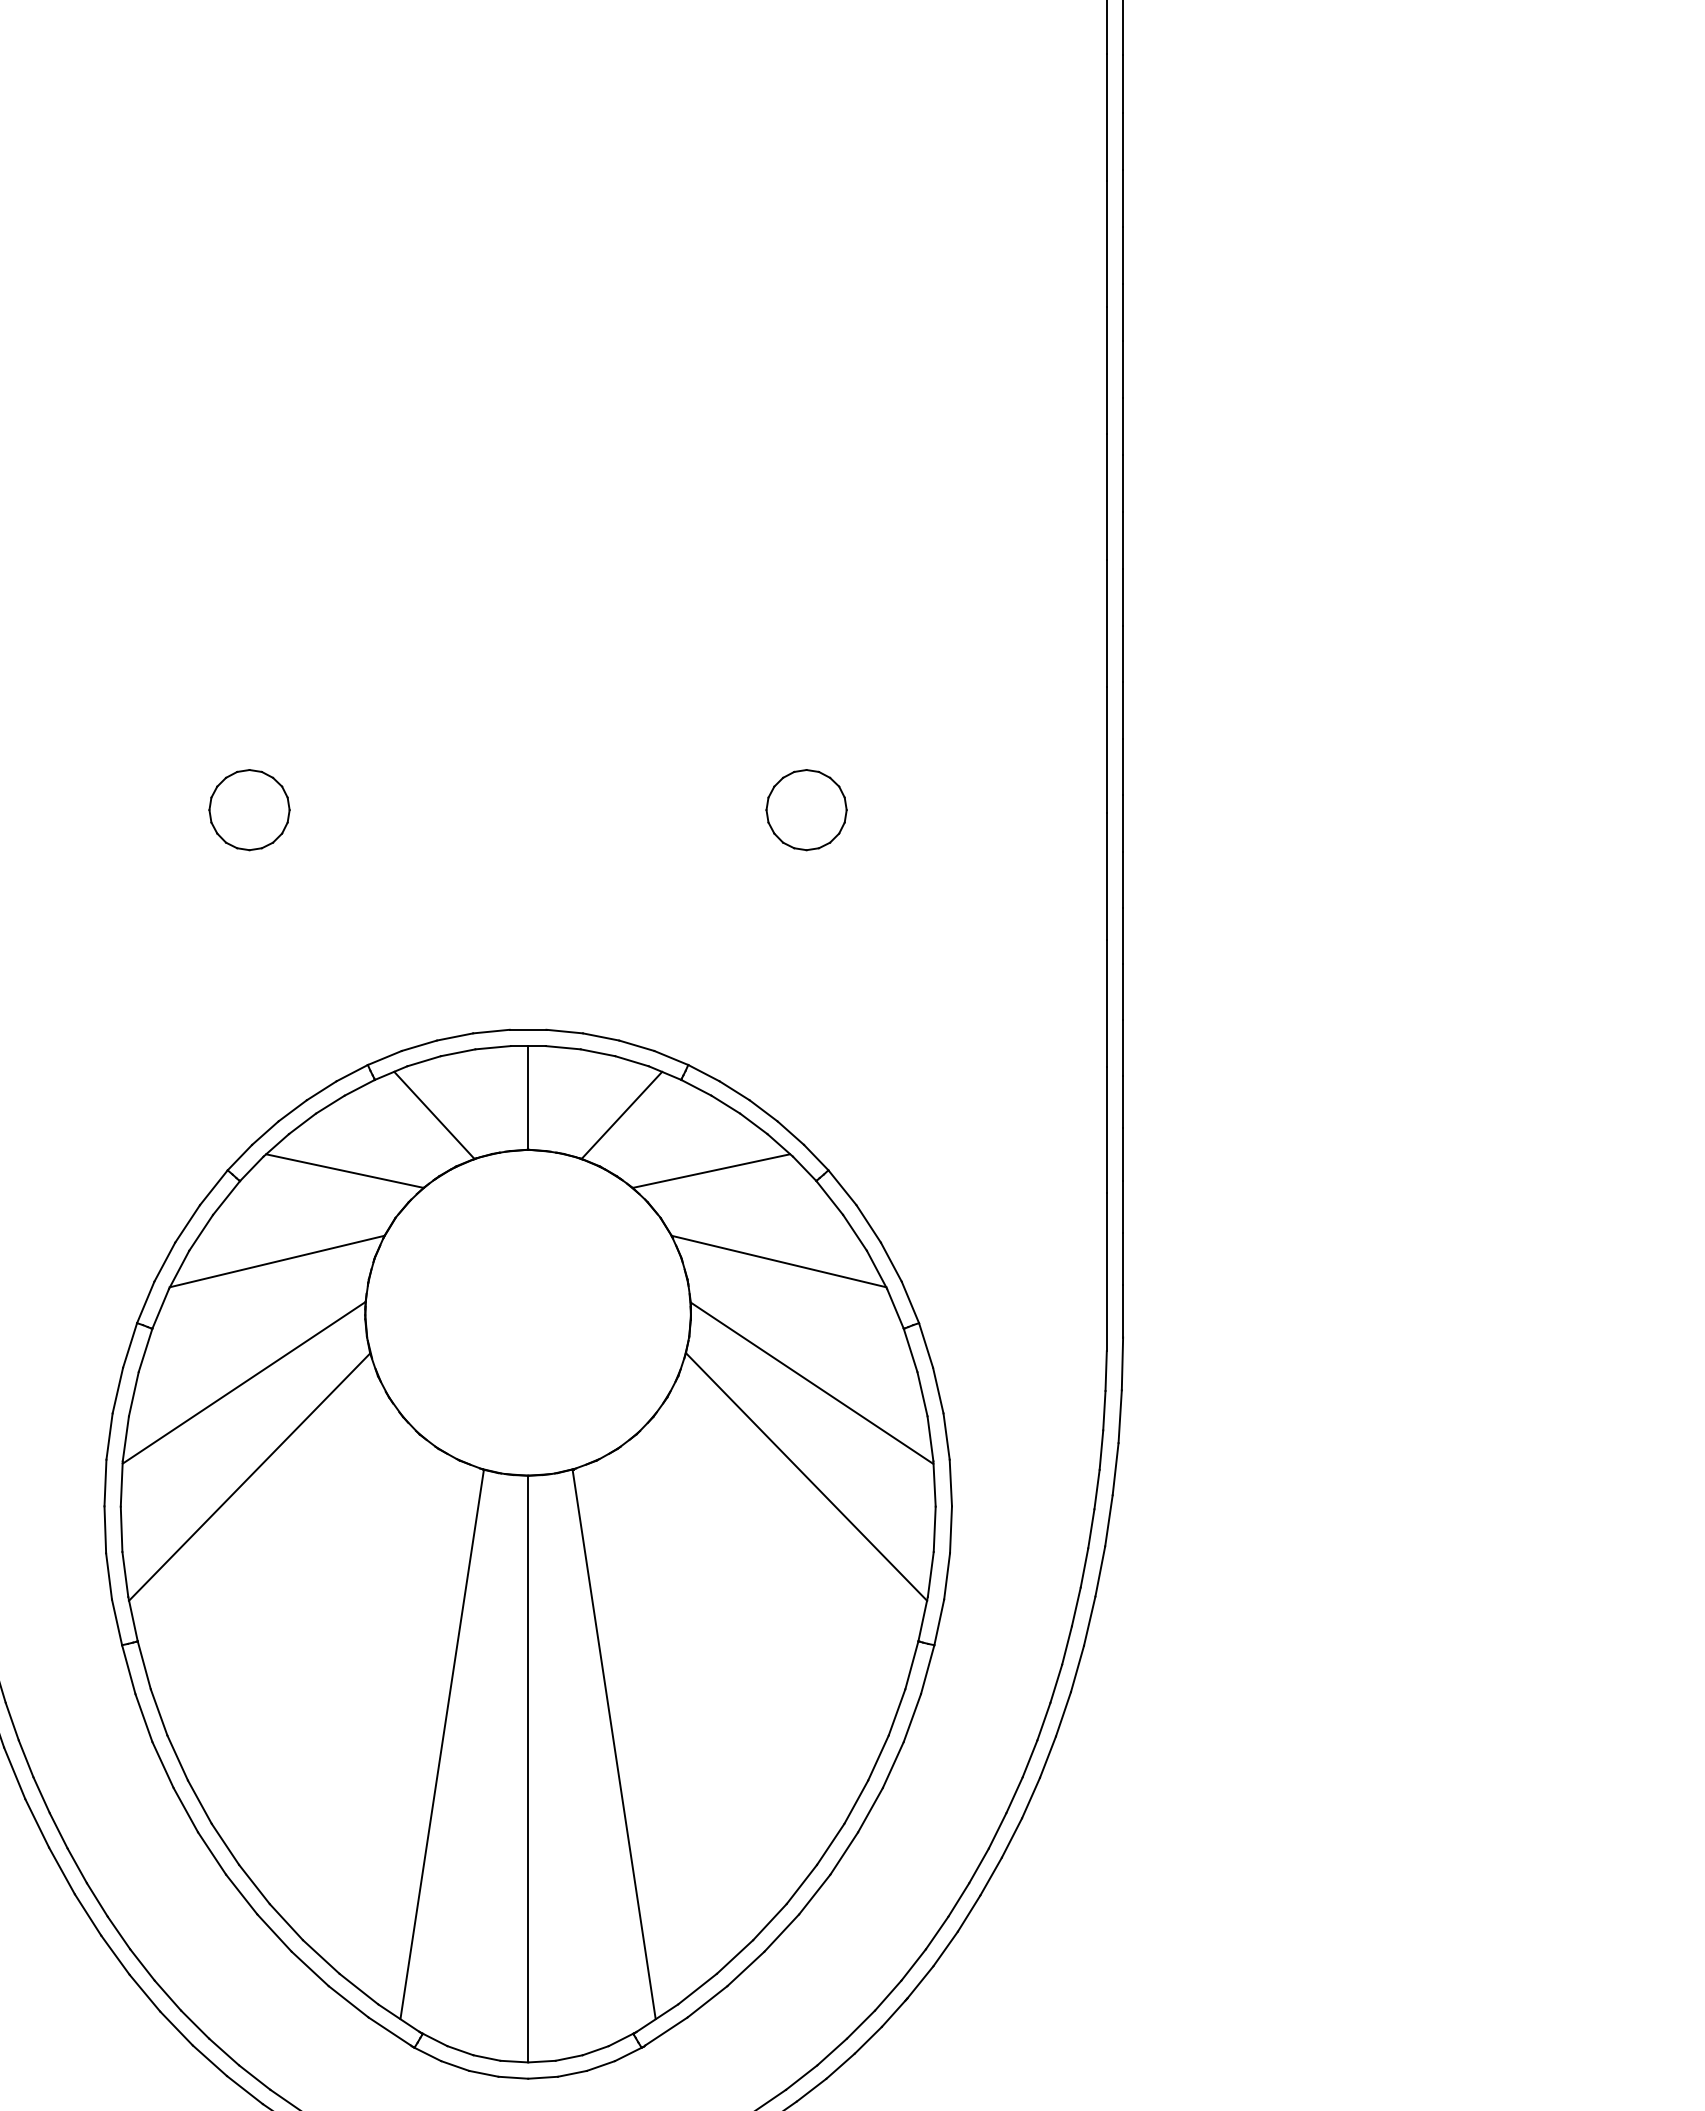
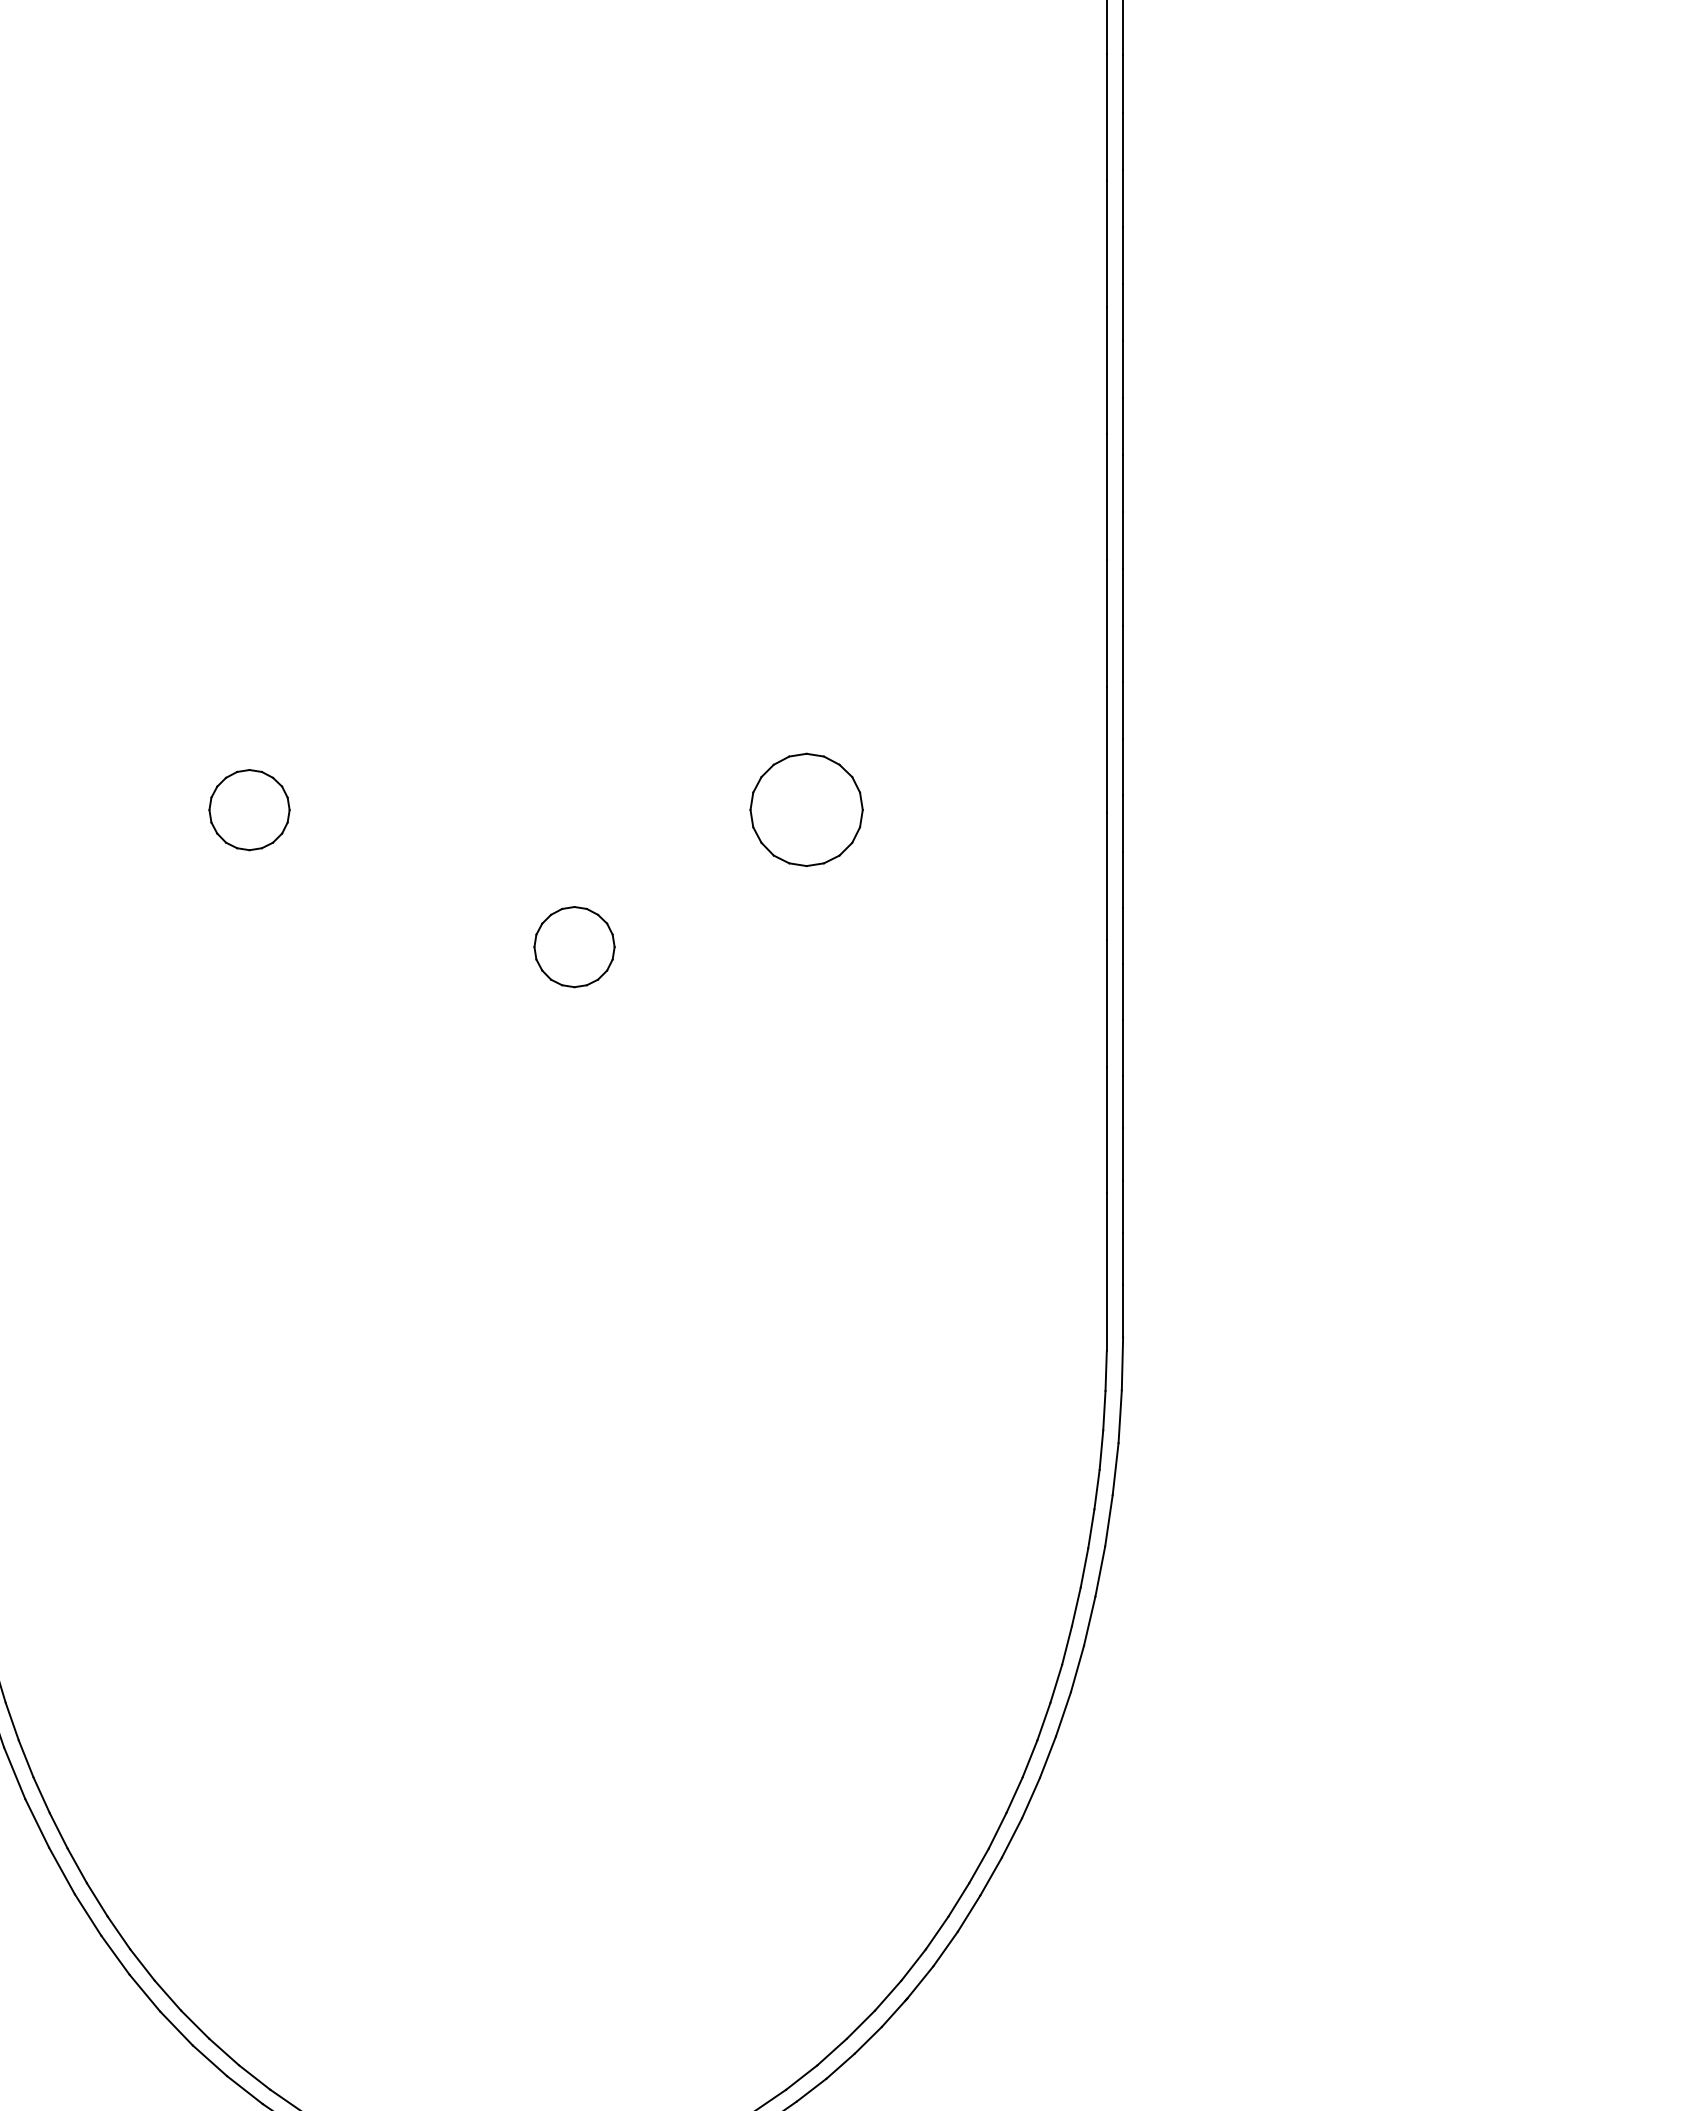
part size: 83x83 px -> 115x115 px (806, 809)
part: none -> present (574, 947)
part: present -> none (527, 1553)
